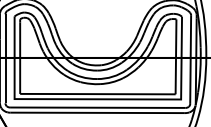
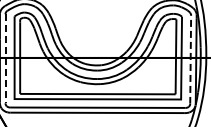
line: solid -> dashed (5, 58)
line: solid -> dashed (190, 59)
